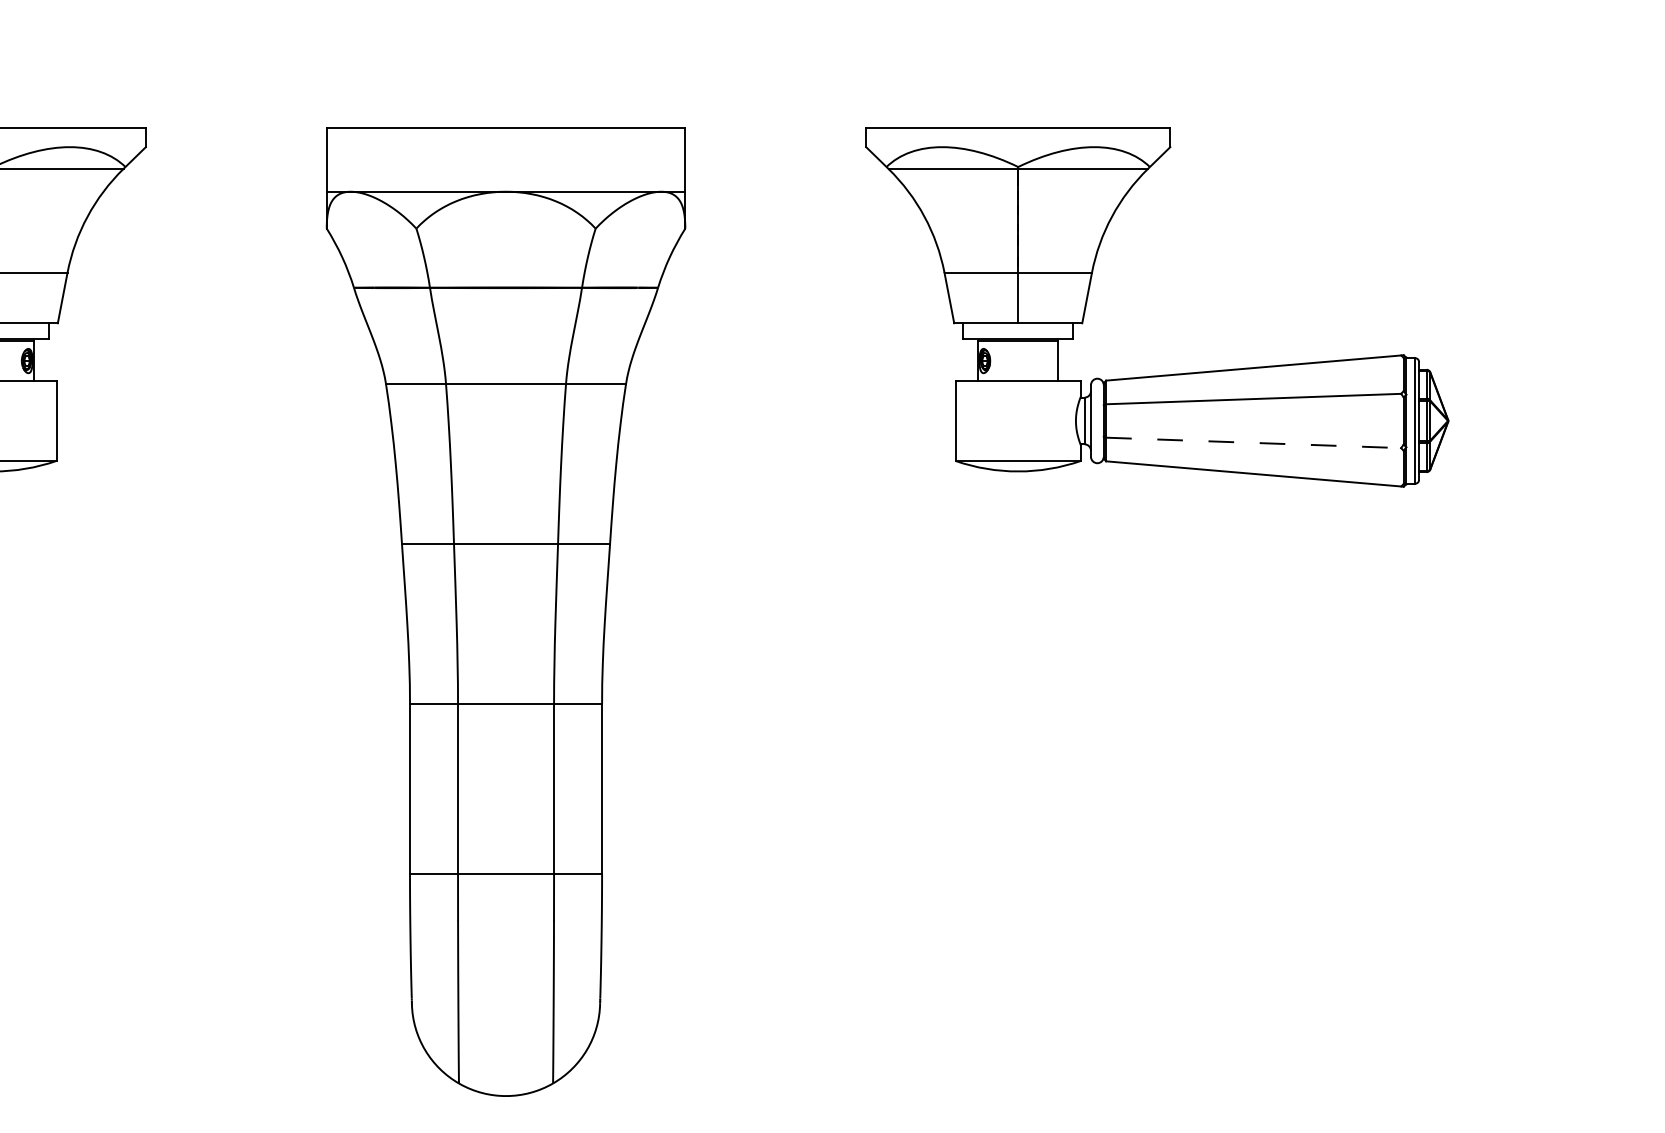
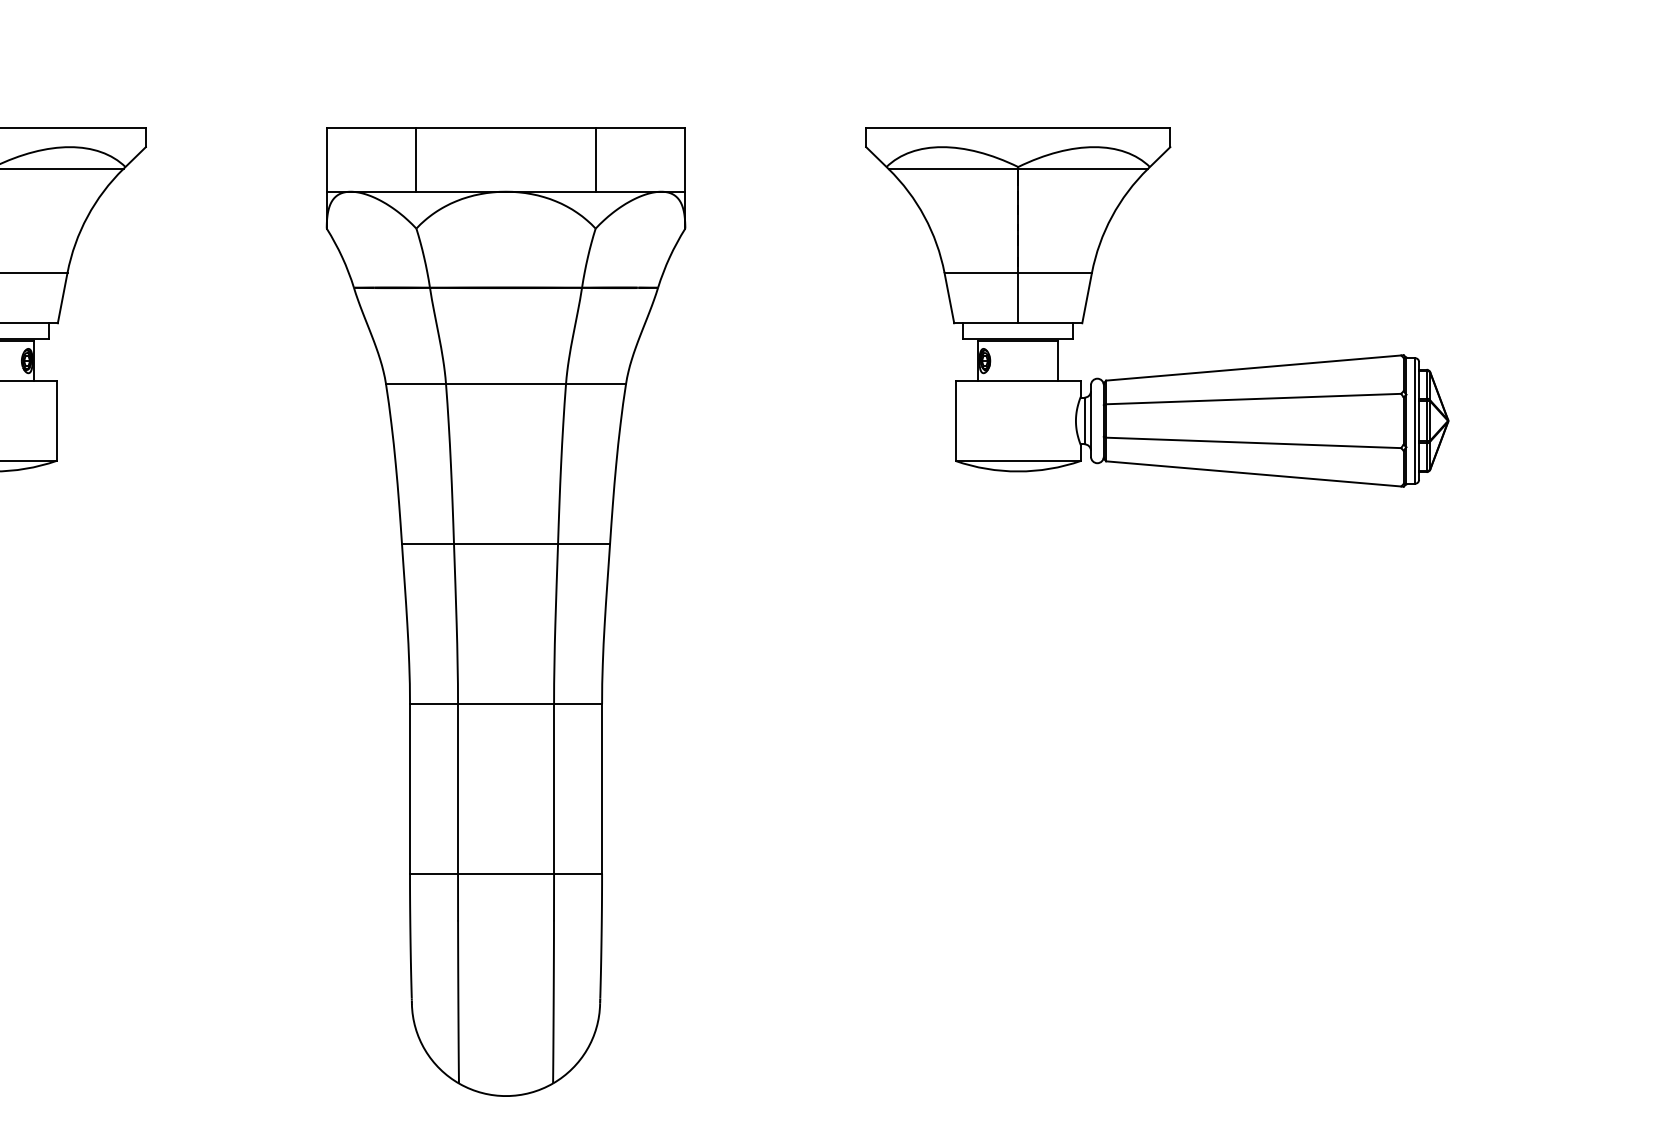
line: none -> present (416, 159)
line: none -> present (595, 159)
line: dashed -> solid (1253, 442)
